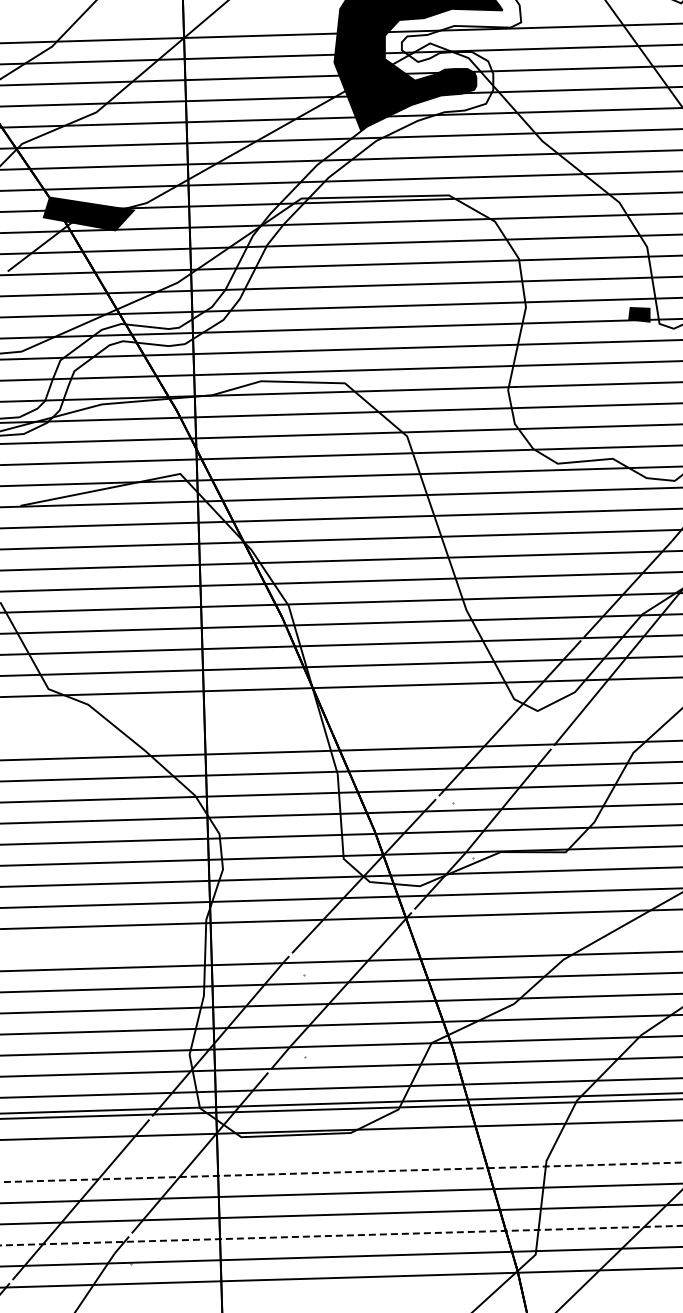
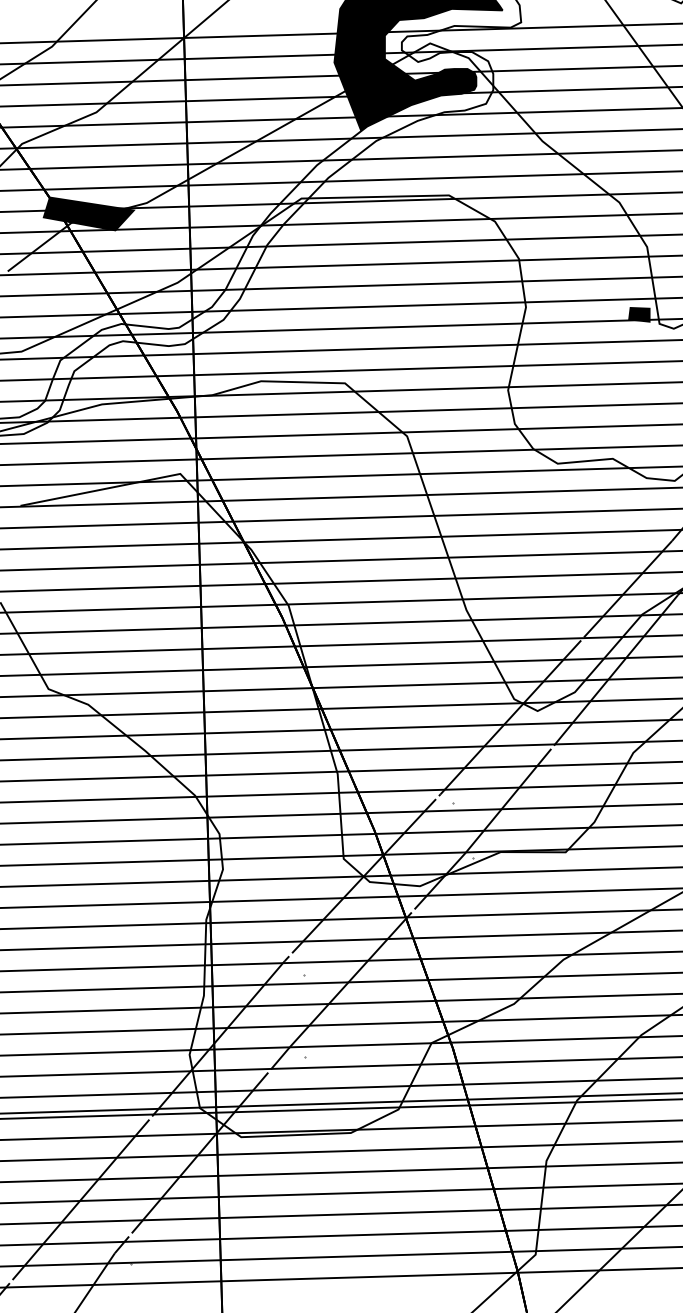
line: none -> present (340, 708)
line: none -> present (340, 729)
line: none -> present (340, 940)
line: none -> present (340, 1151)
line: dashed -> solid (341, 1172)
line: dashed -> solid (341, 1235)
